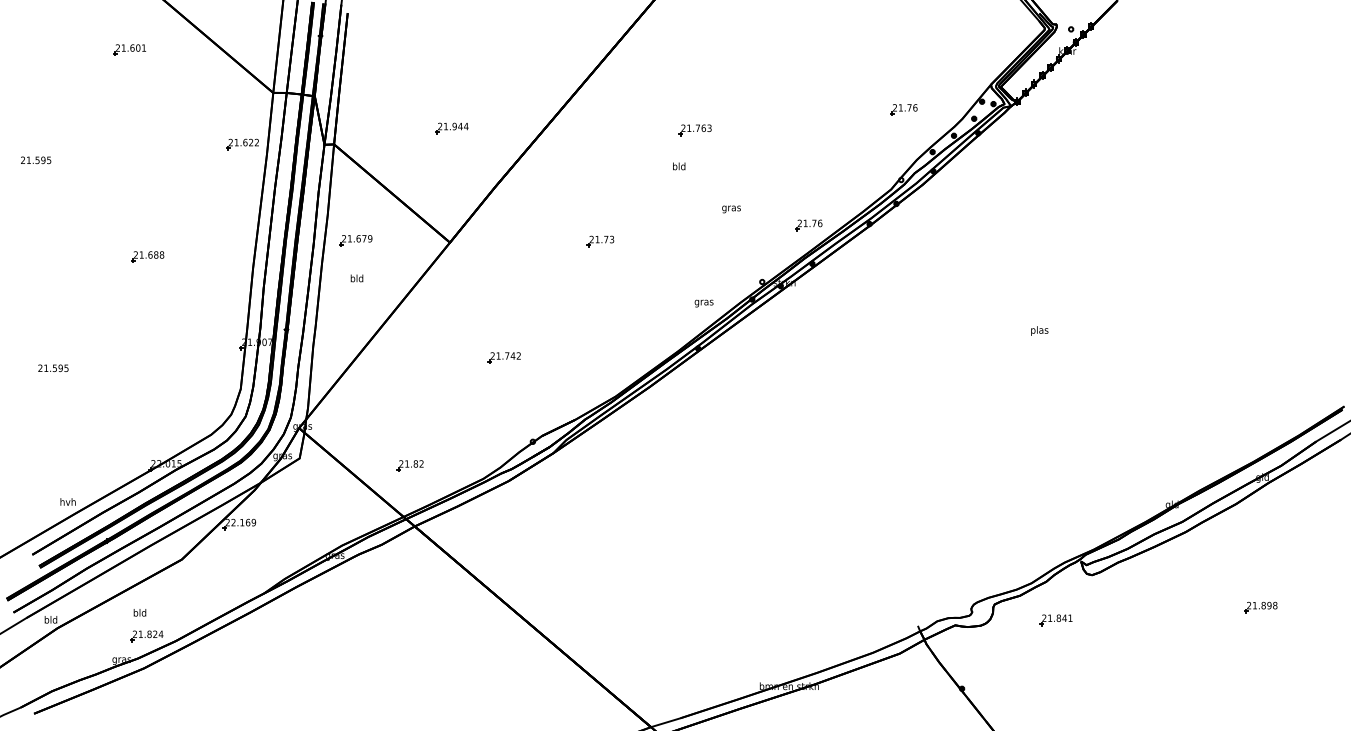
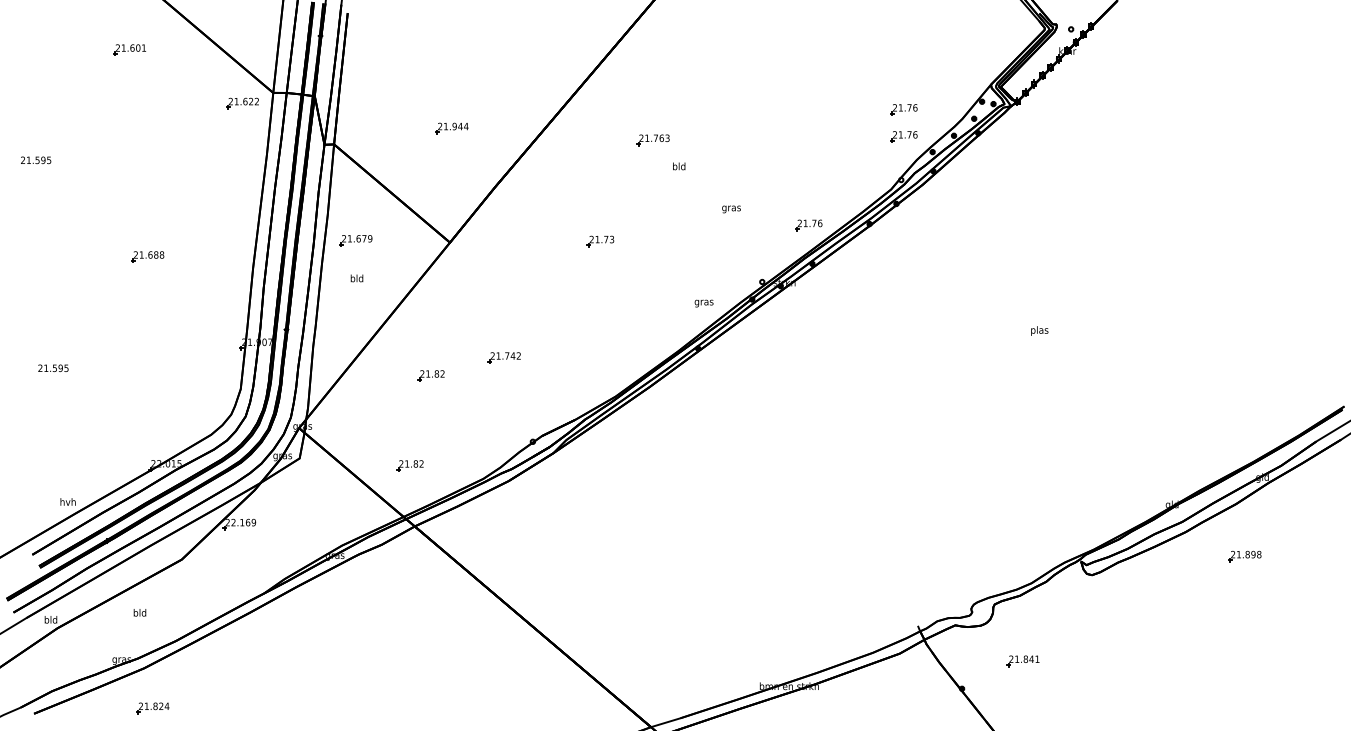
part position: (694, 130) -> (652, 140) (652, 140)
part: none -> present (903, 136)
part position: (242, 144) -> (242, 103) (242, 103)
part: none -> present (430, 375)
part position: (1260, 607) -> (1244, 556) (1244, 556)
part position: (1055, 620) -> (1022, 661) (1022, 661)
part position: (146, 636) -> (152, 708) (152, 708)
